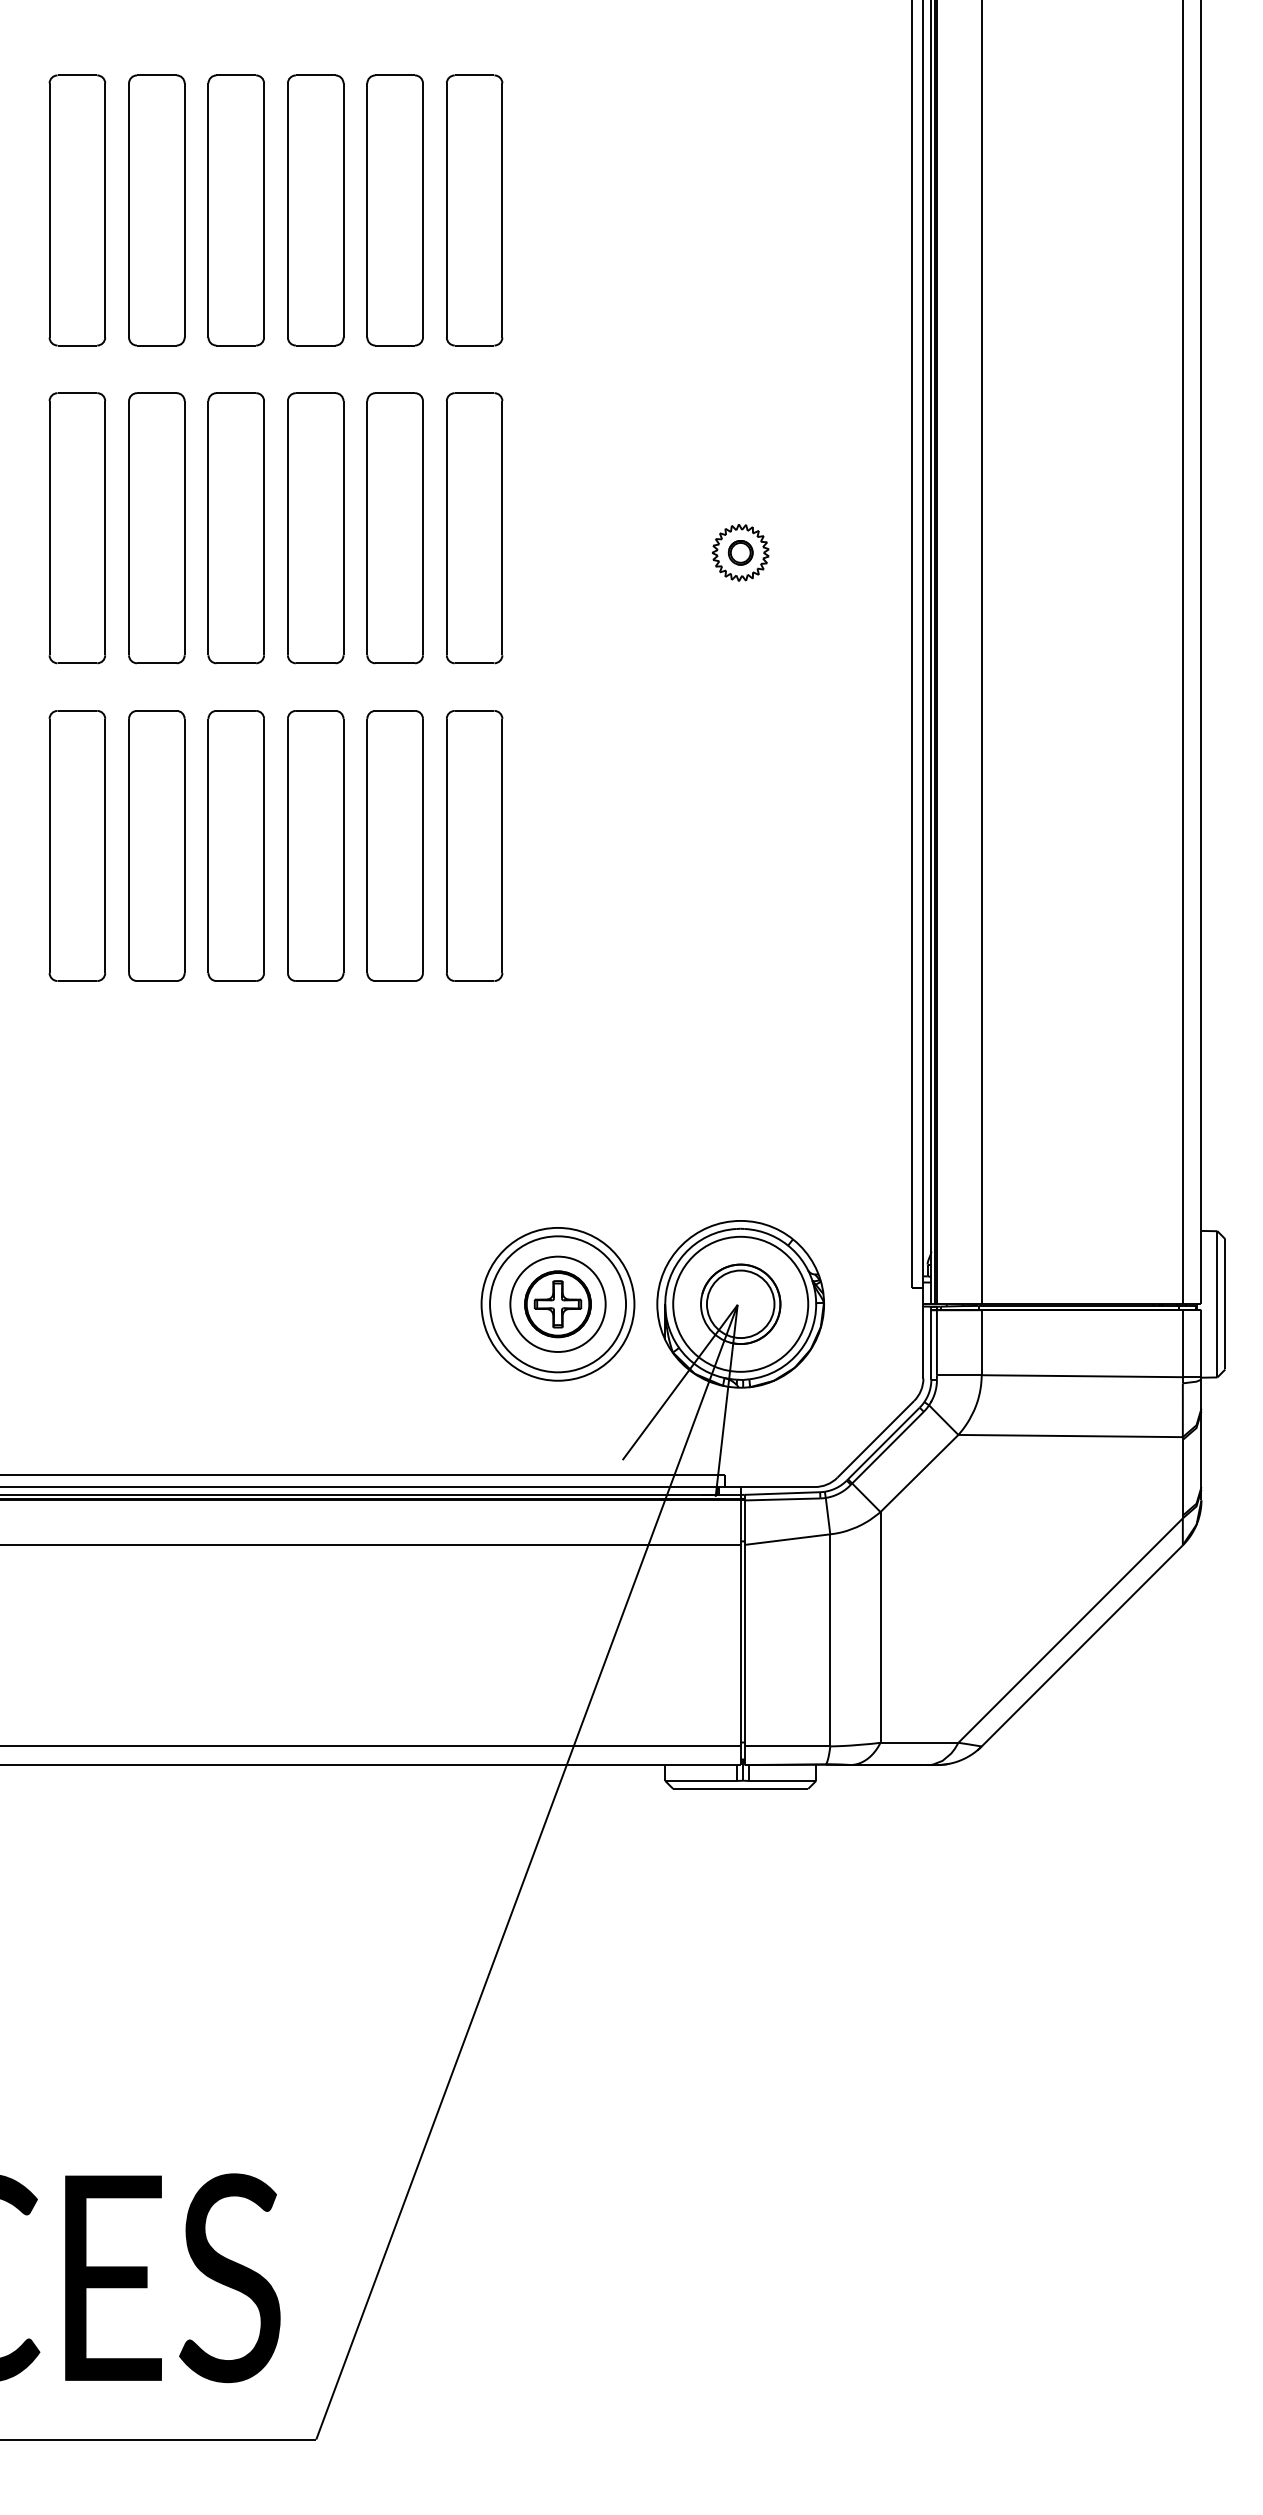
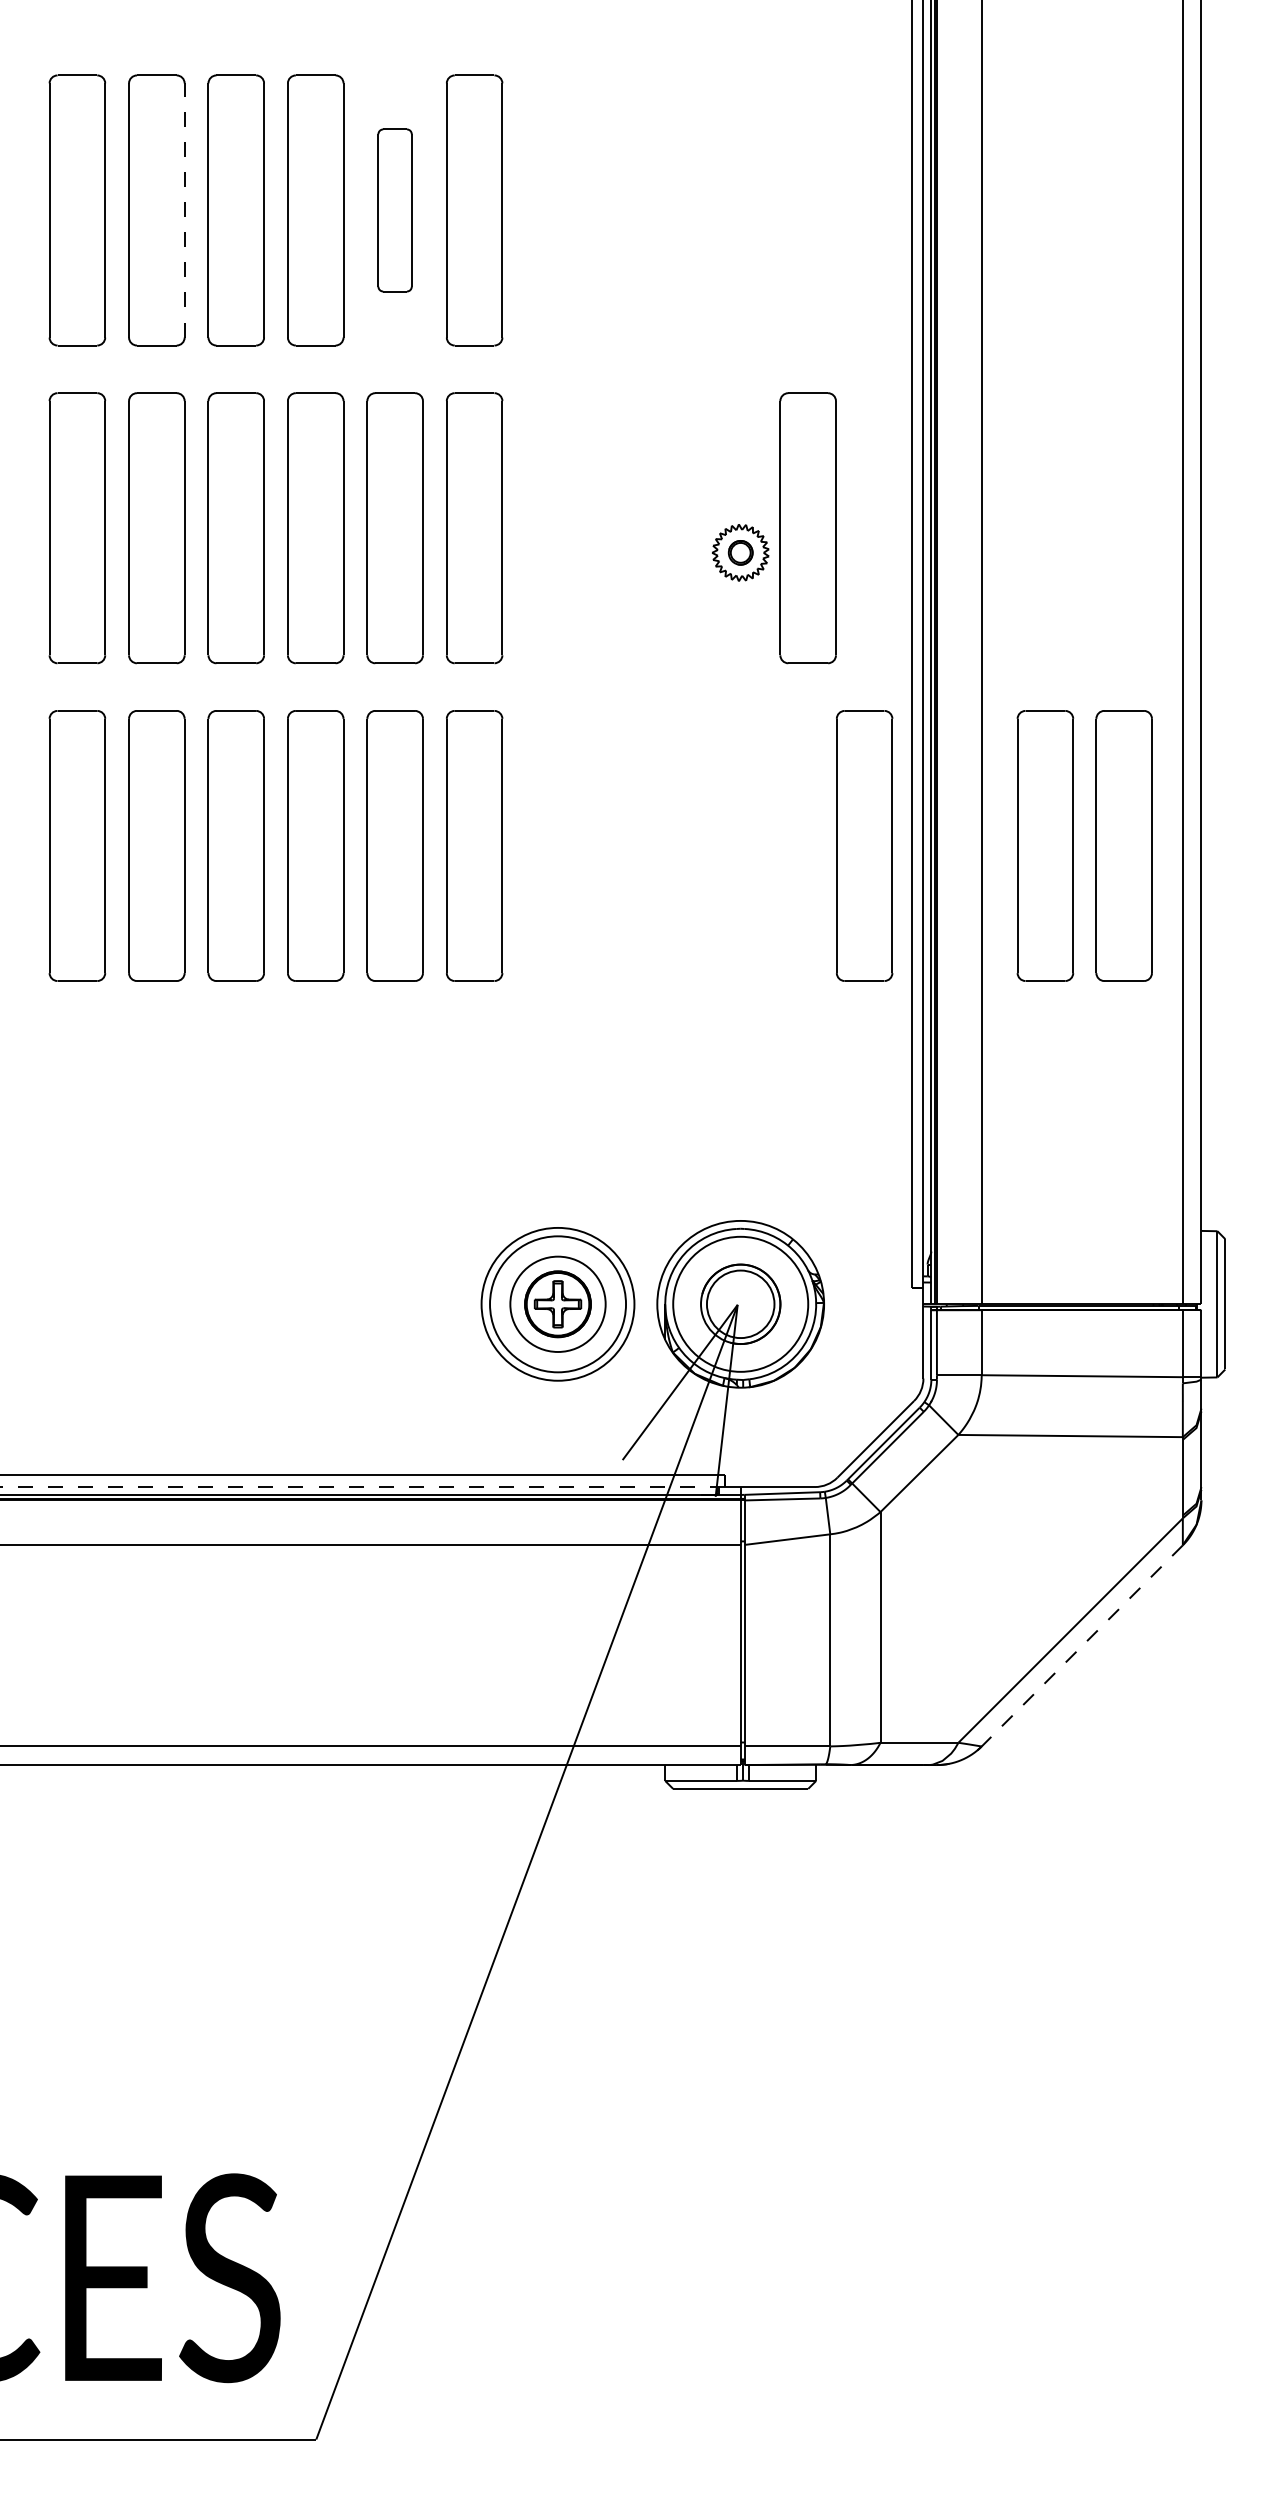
line: solid -> dashed (184, 209)
part size: 58x273 px -> 36x165 px (394, 210)
part: none -> present (807, 528)
part: none -> present (864, 845)
part: none -> present (1045, 845)
part: none -> present (1123, 845)
line: solid -> dashed (362, 1487)
line: solid -> dashed (1081, 1646)
